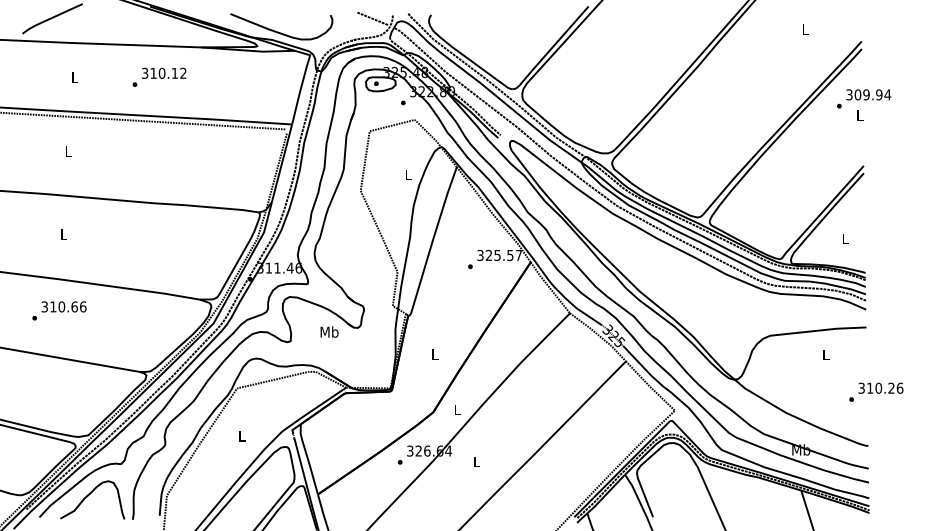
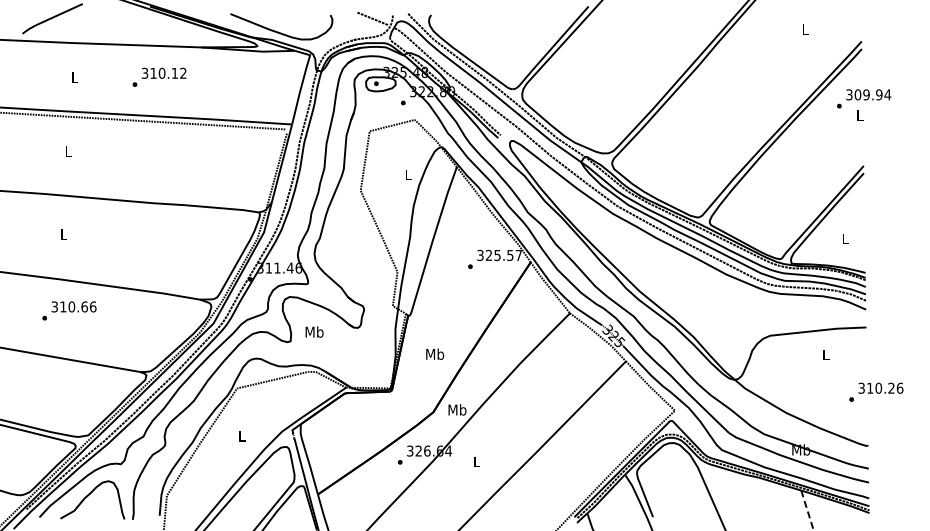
text position: (59, 310) -> (69, 310) (69, 310)
text position: (329, 331) -> (314, 331) (314, 331)
text: L -> Mb (435, 353)
text: L -> Mb (457, 409)
line: solid -> dashed (807, 510)
